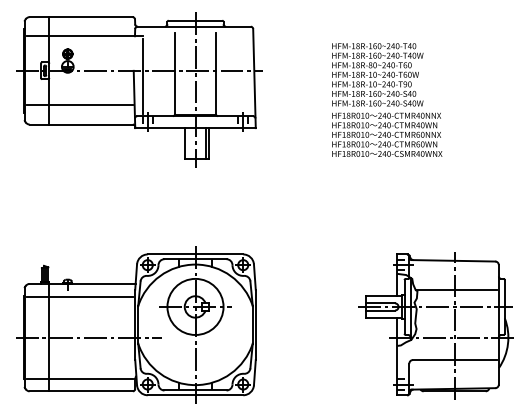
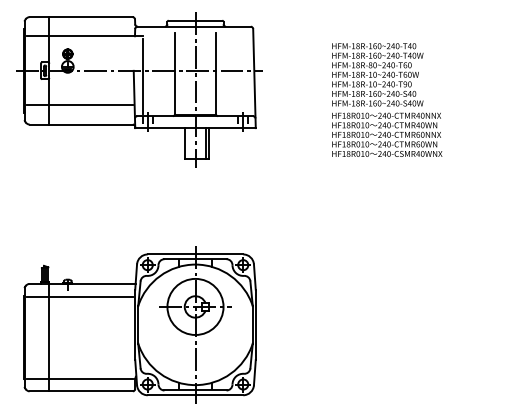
part: present -> none (435, 325)
line: present -> none (88, 337)
